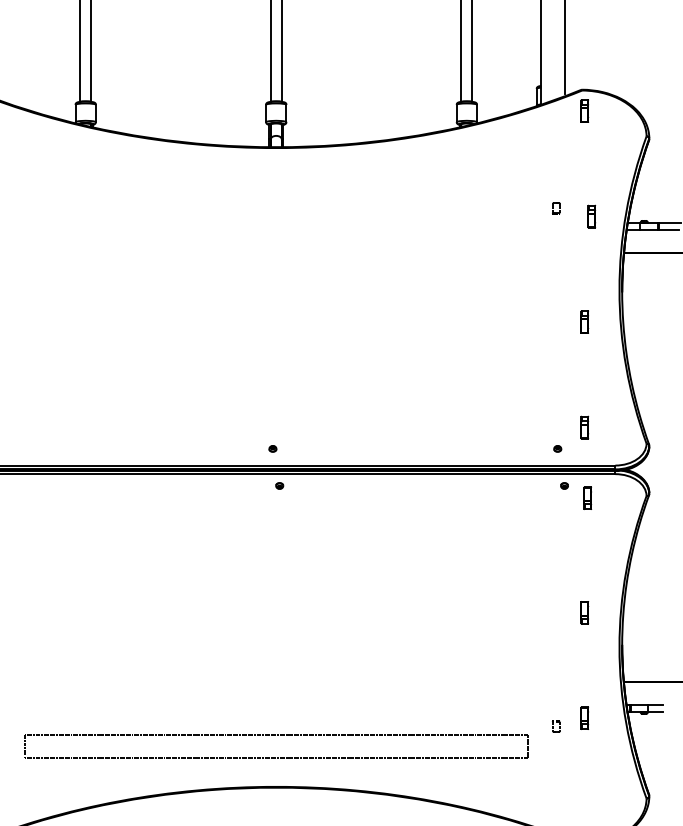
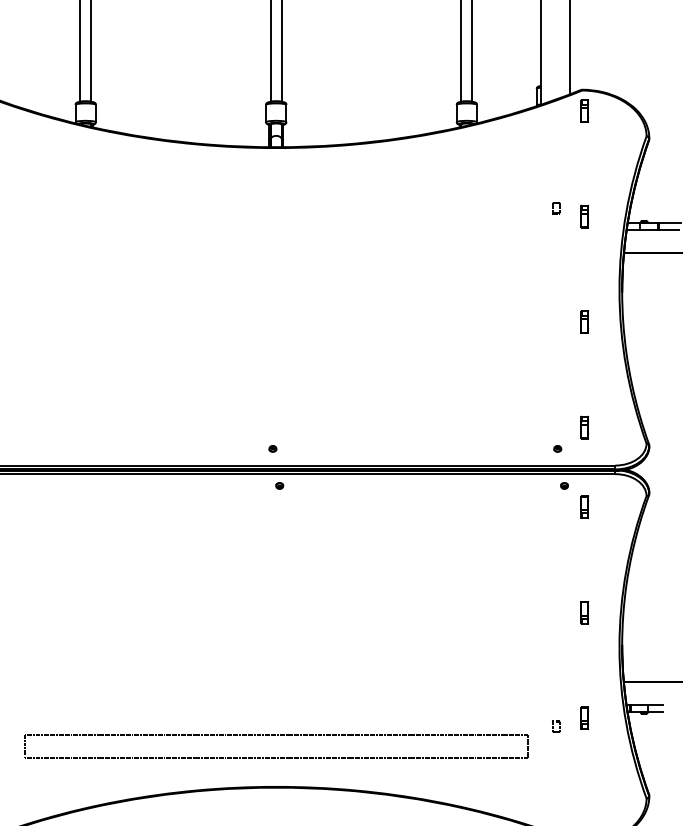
line position: (565, 48) -> (570, 48) (570, 48)
part position: (591, 216) -> (584, 216) (584, 216)
part position: (587, 497) -> (584, 506) (584, 506)
